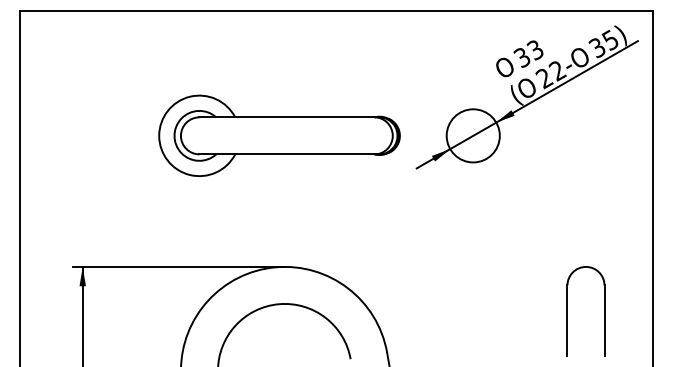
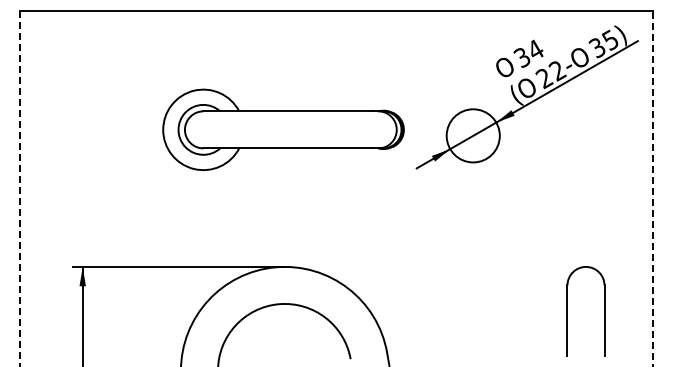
text: 33 -> 34 (534, 49)
part position: (279, 135) -> (283, 129) (283, 129)
line: solid -> dashed (20, 188)
line: solid -> dashed (652, 188)
